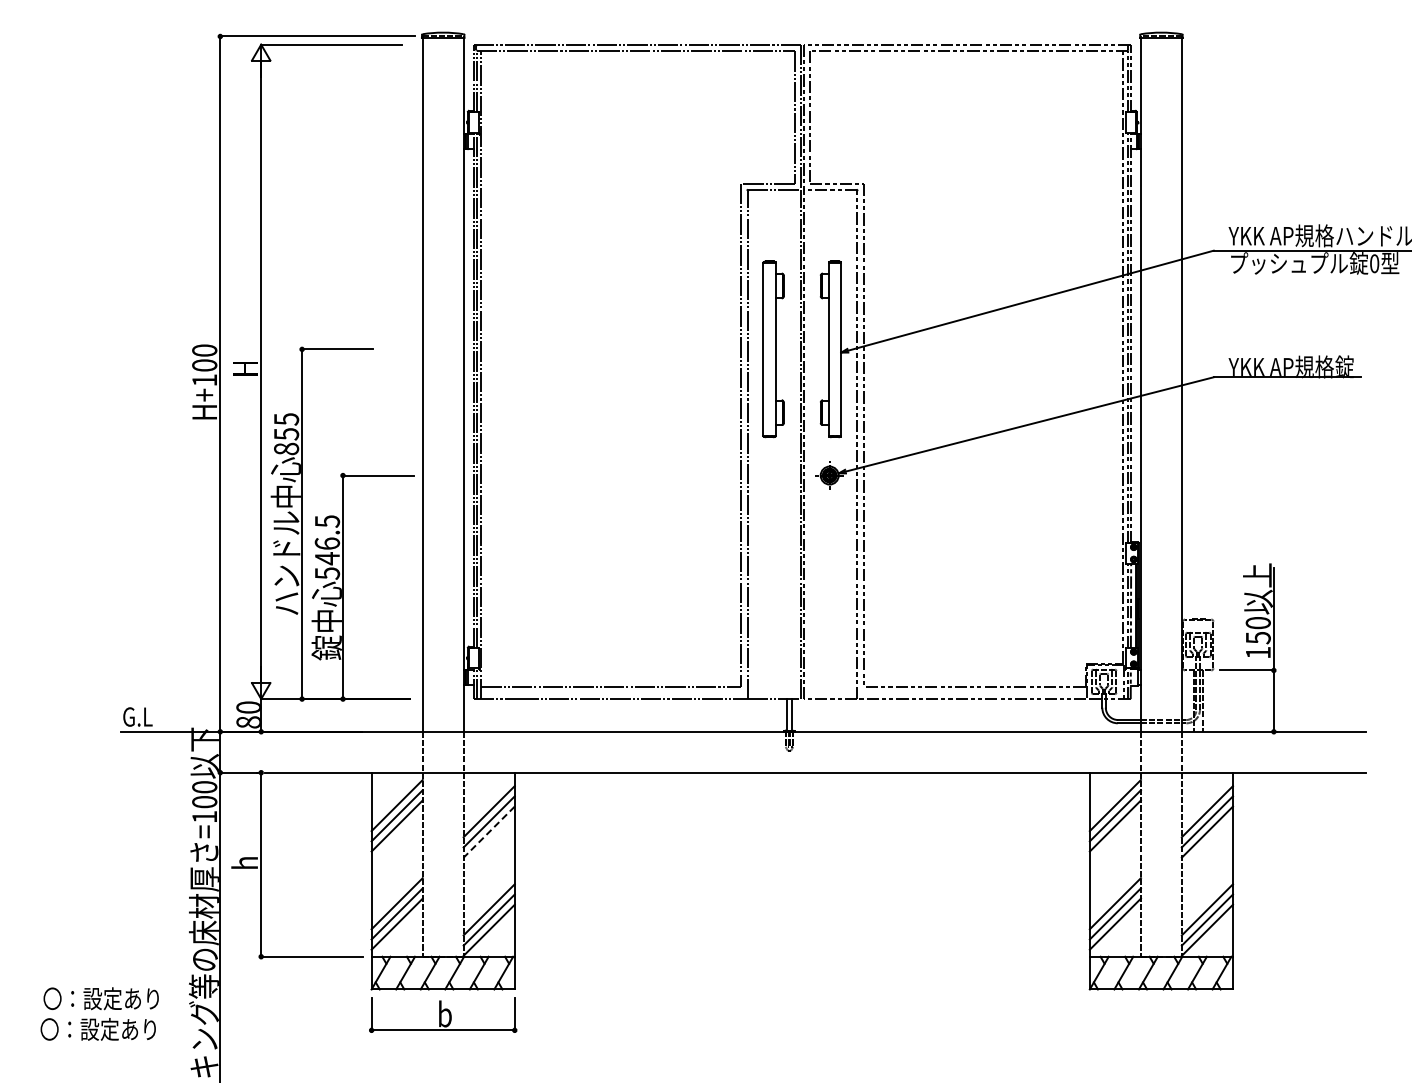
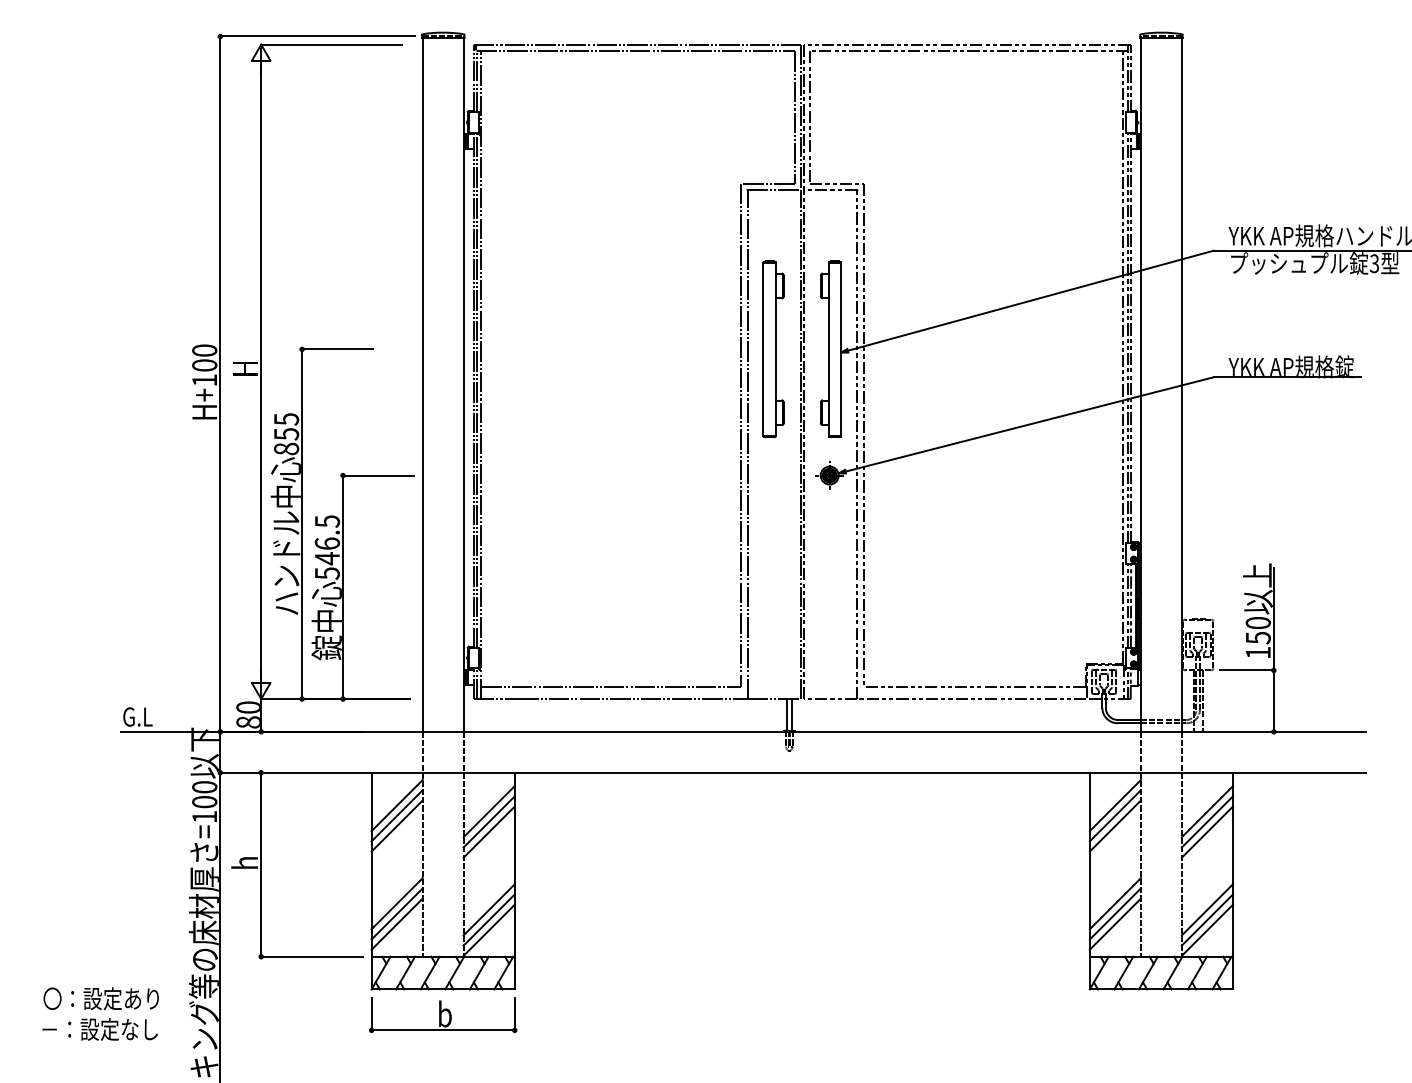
text: 0 -> 3 (1374, 263)
line: dashed -> solid (488, 832)
text: 〇：設定あり -> －：設定なし (98, 1029)
